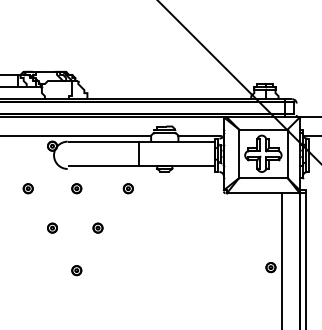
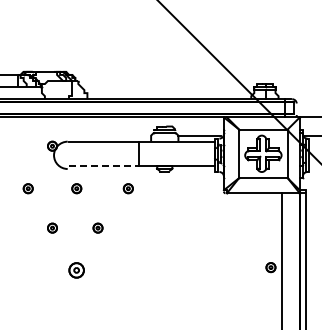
line: present -> none (76, 135)
line: solid -> dashed (104, 165)
part size: 12x12 px -> 17x17 px (76, 270)
